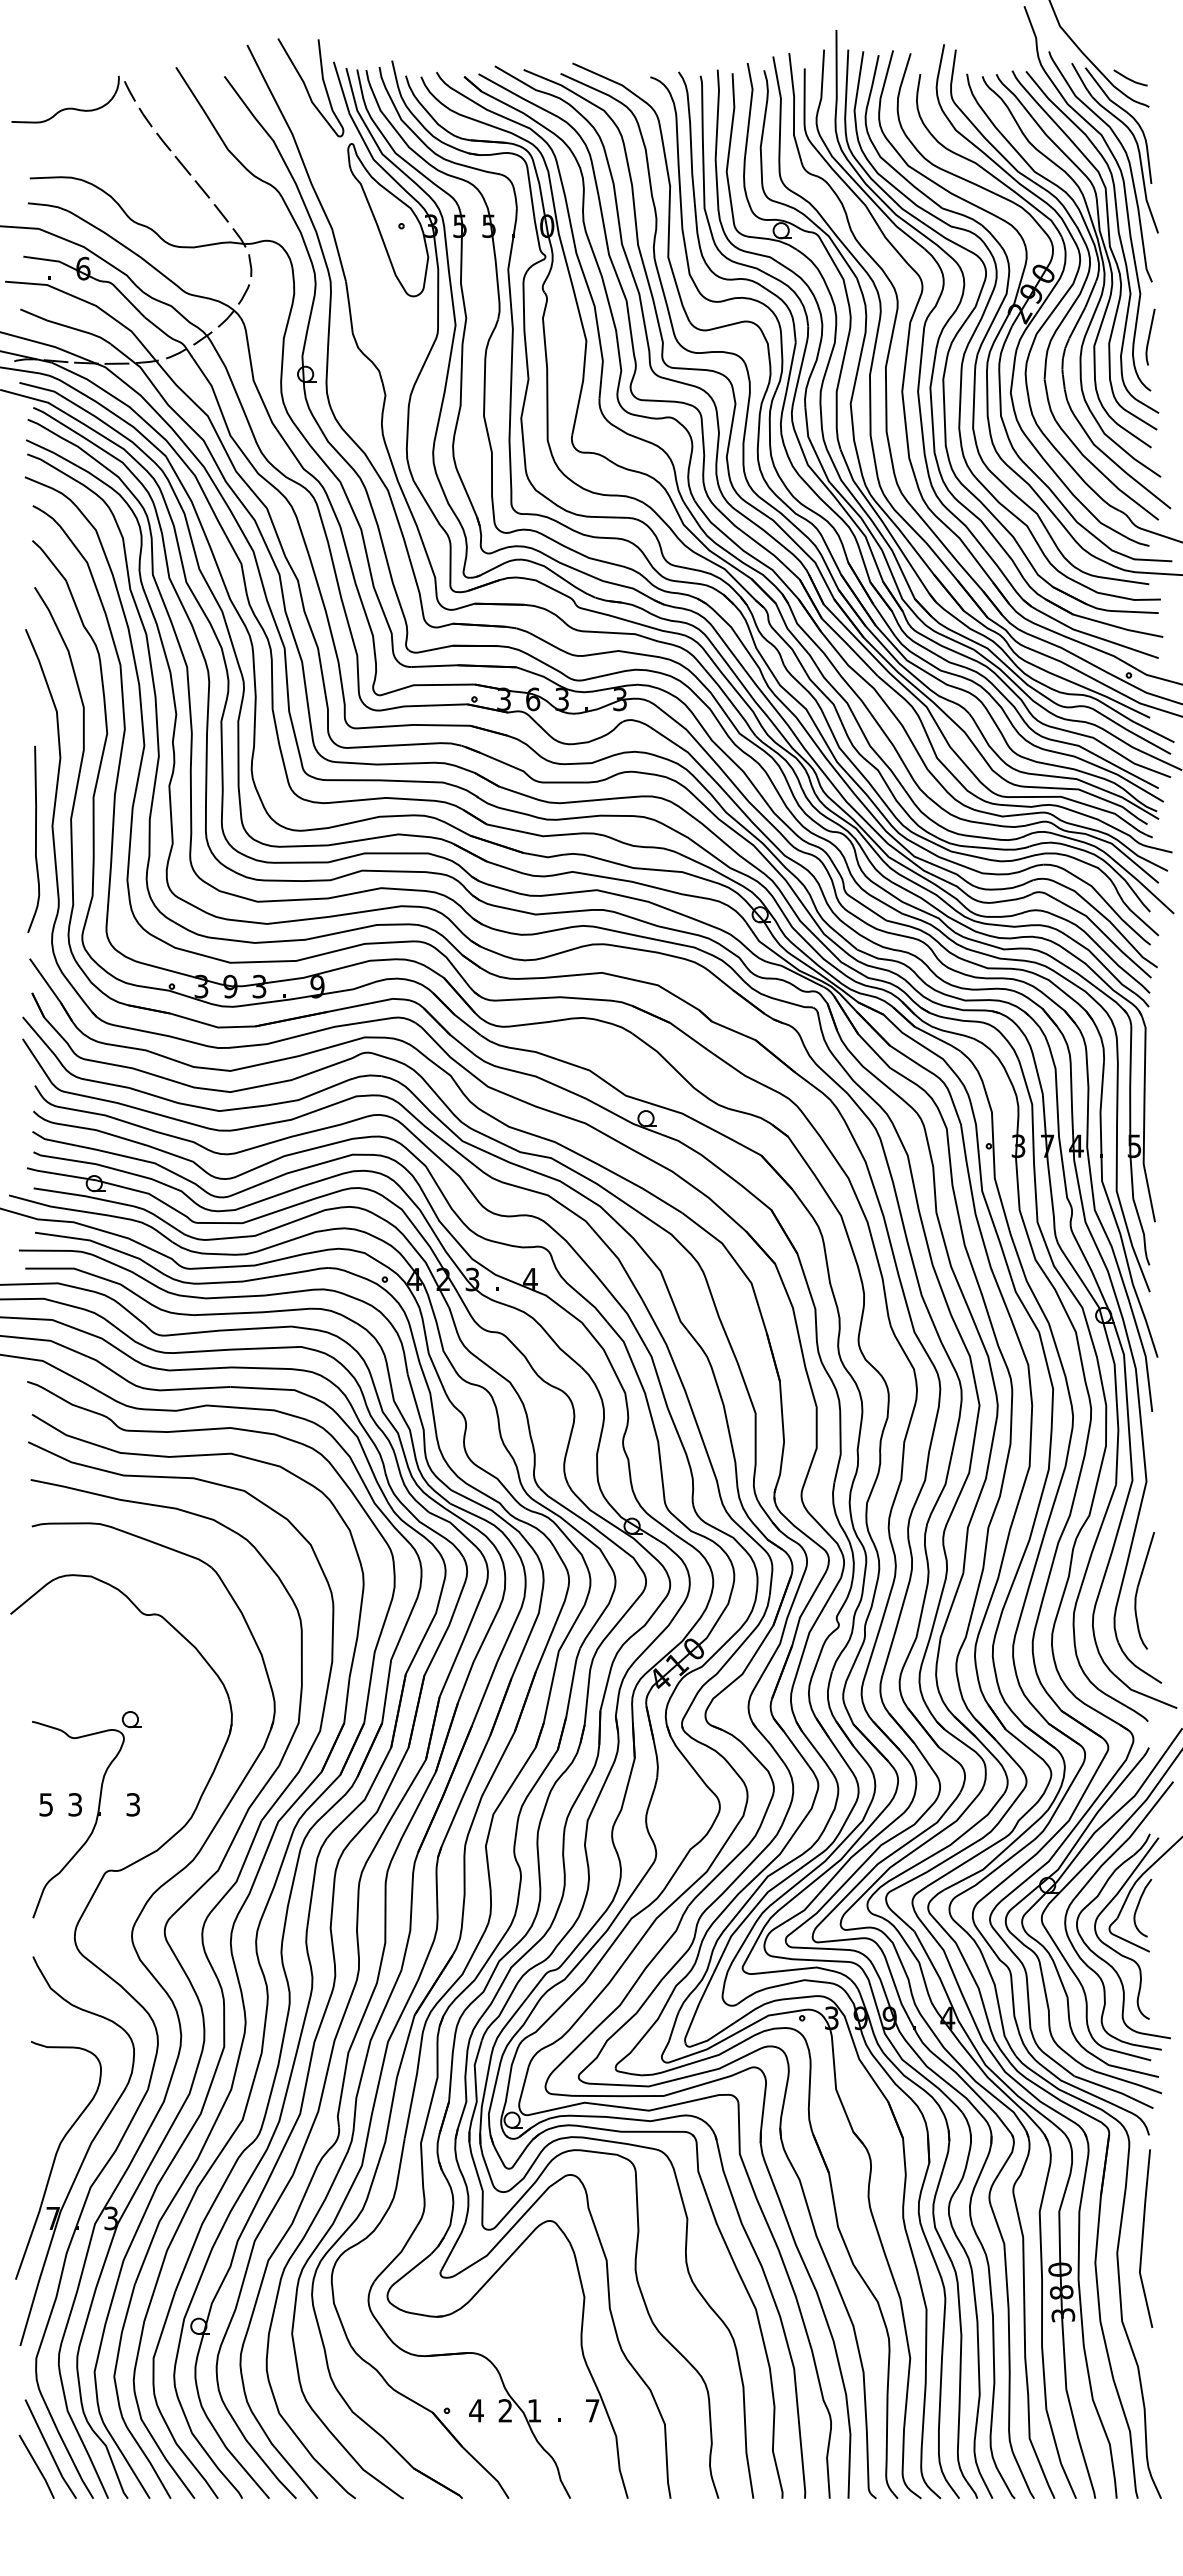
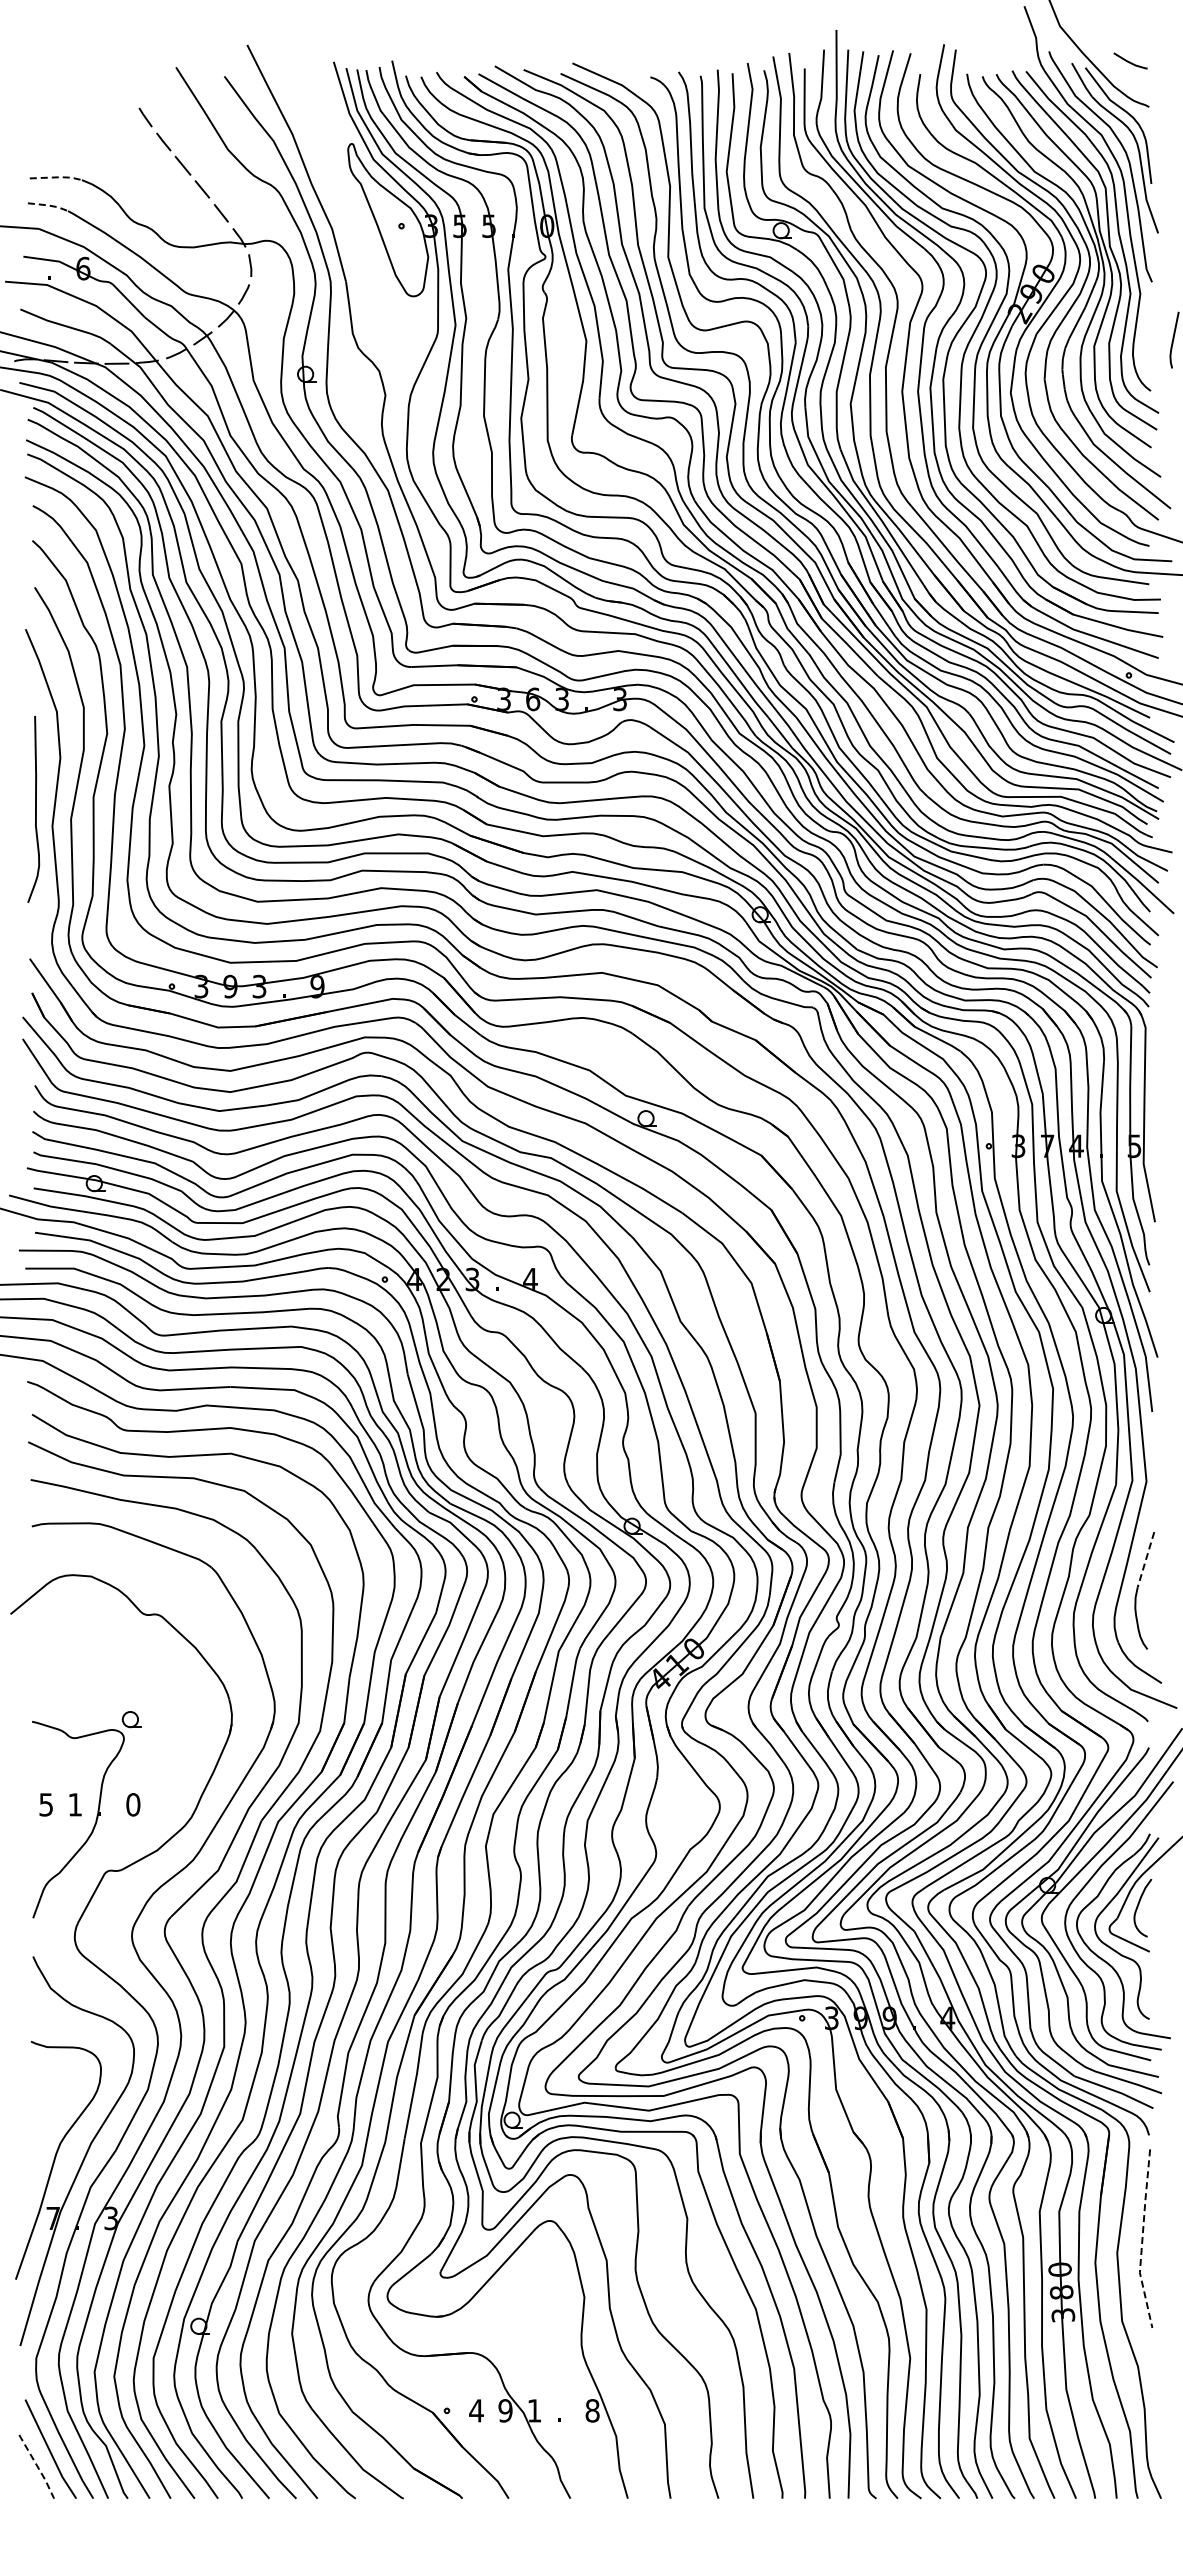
line position: (1130, 78) -> (1130, 61) (1130, 61)
curve: present -> none (307, 88)
part: present -> none (72, 107)
line: solid -> dashed (57, 177)
line: solid -> dashed (48, 205)
line position: (1150, 336) -> (1174, 339) (1174, 339)
curve position: (35, 838) -> (35, 808) (35, 808)
line: solid -> dashed (1146, 1559)
text: 3 -> 1 (74, 1804)
text: 3 -> 0 (133, 1804)
line: solid -> dashed (1142, 2239)
text: 2 -> 9 (505, 2410)
text: 7 -> 8 (592, 2410)
line: solid -> dashed (38, 2467)
